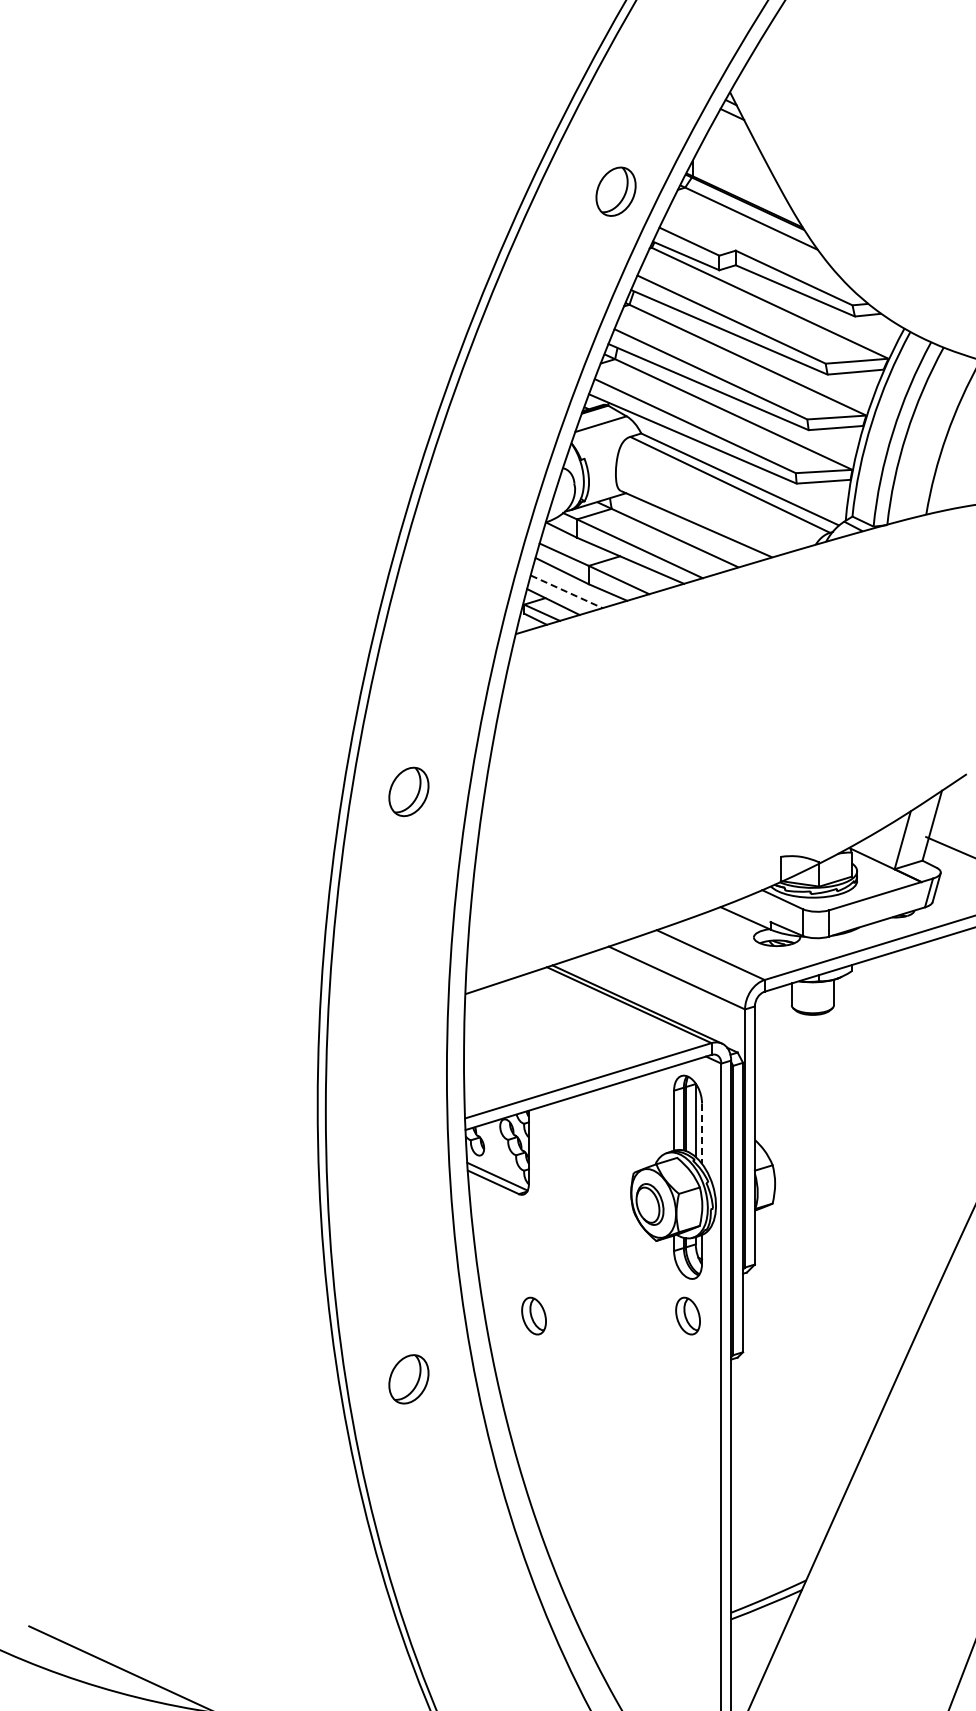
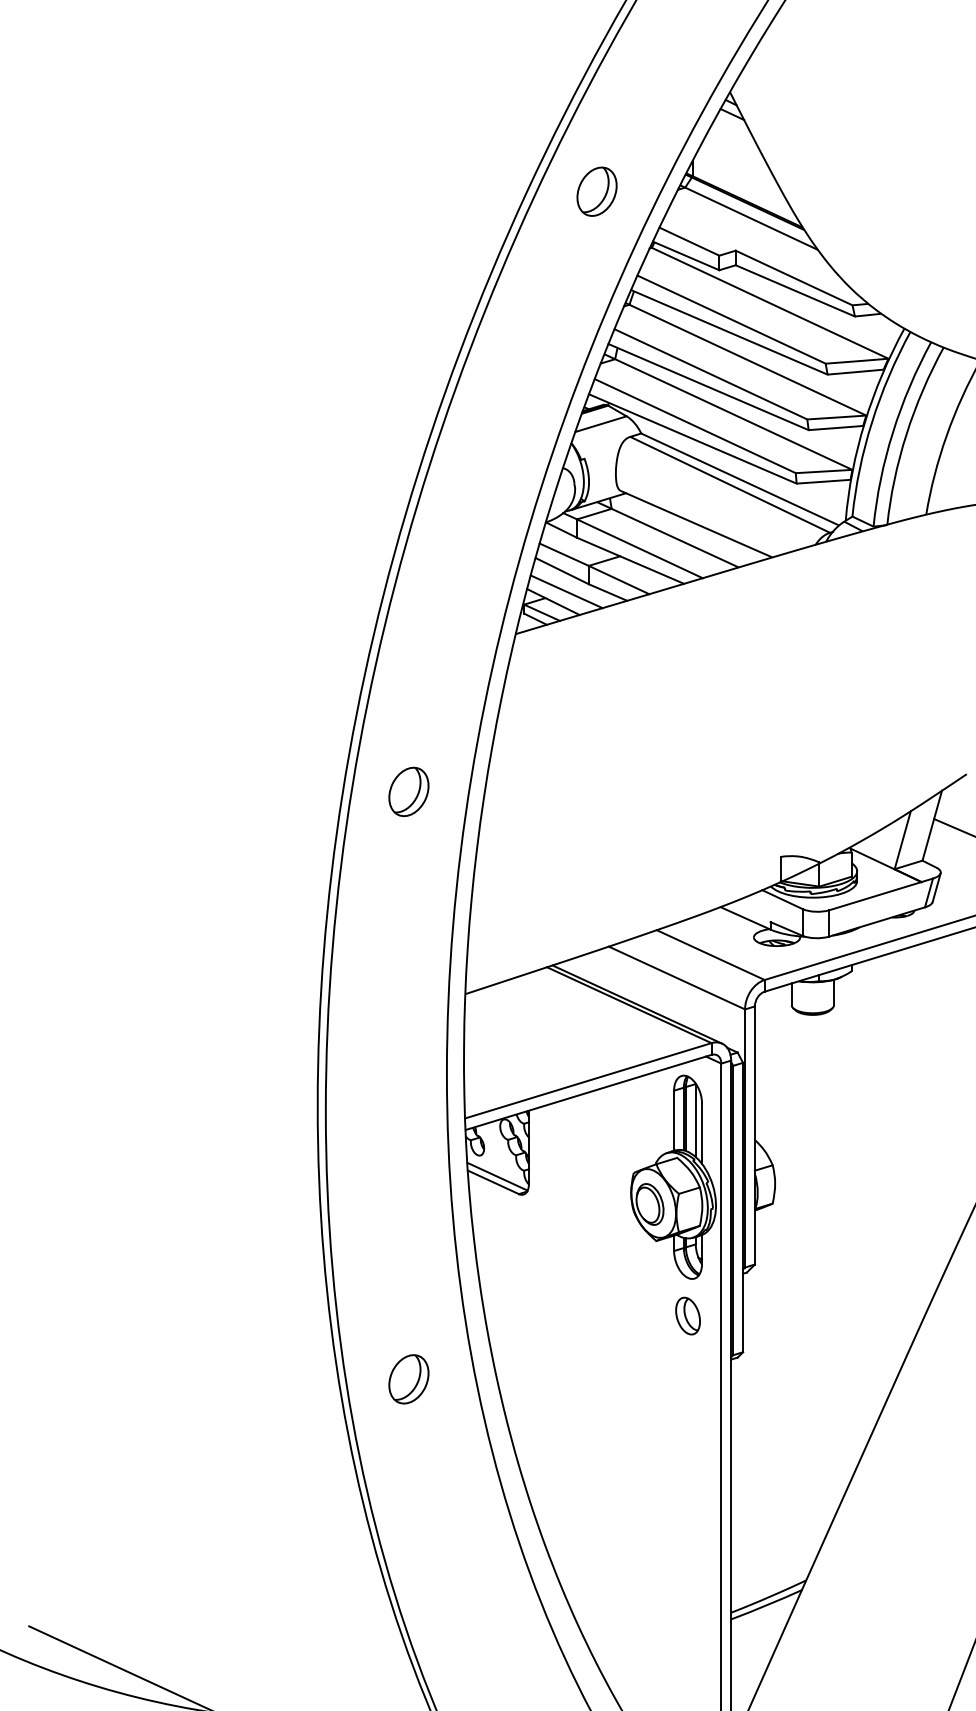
part position: (615, 191) -> (596, 191) (596, 191)
line: dashed -> solid (567, 592)
line position: (949, 846) -> (953, 827) (953, 827)
line: dashed -> solid (702, 1134)
part: present -> none (533, 1315)
